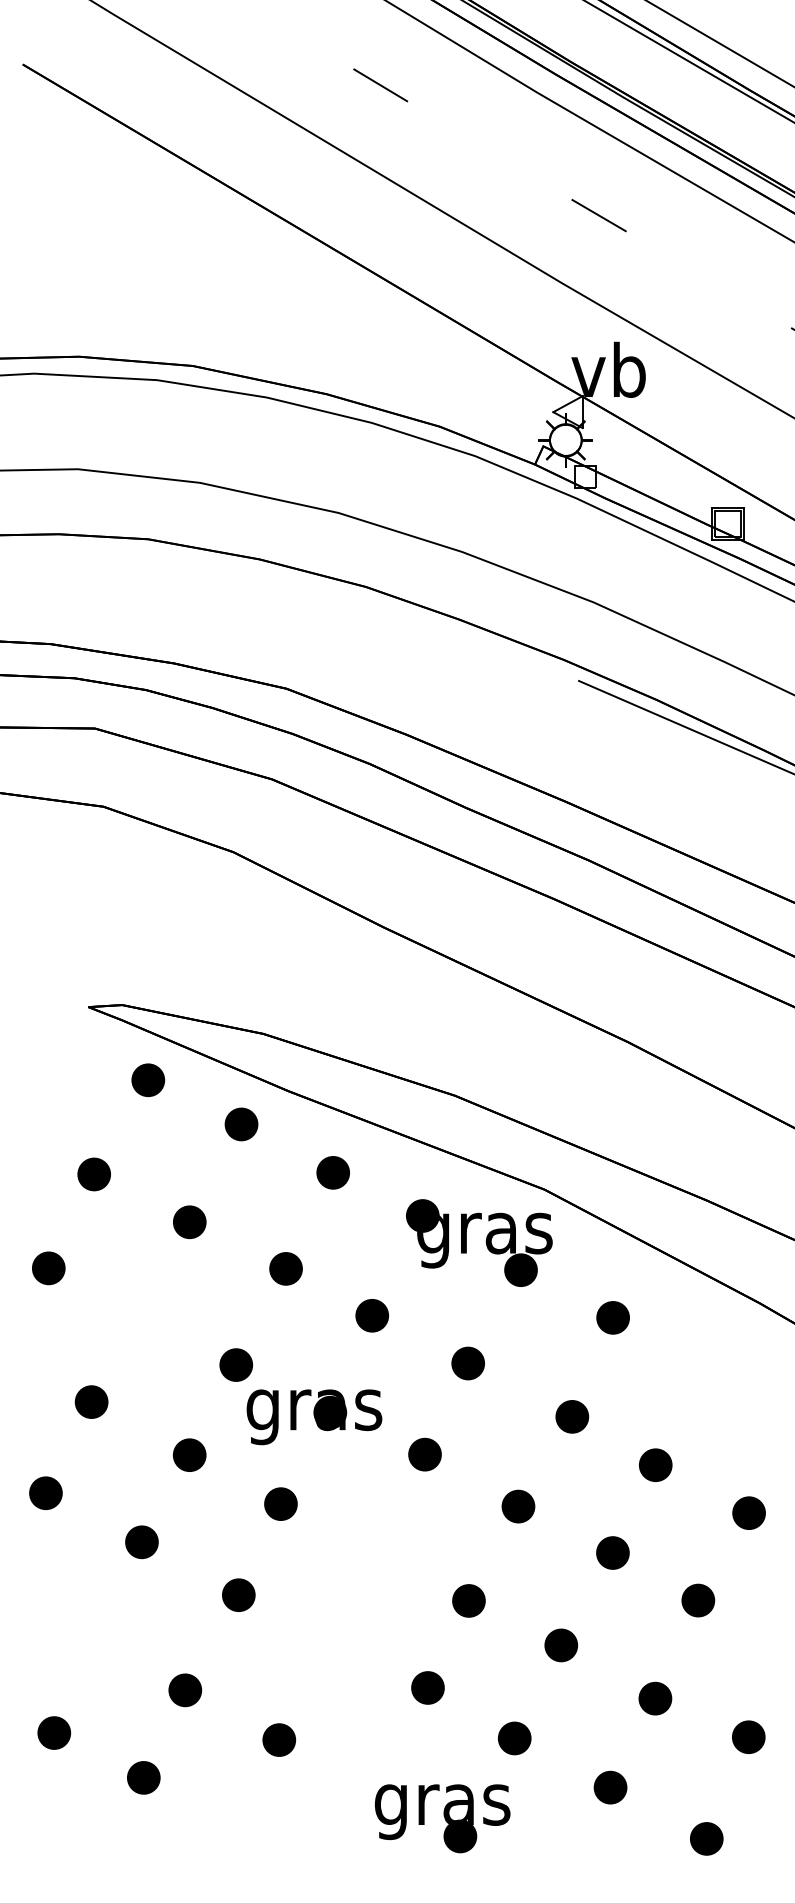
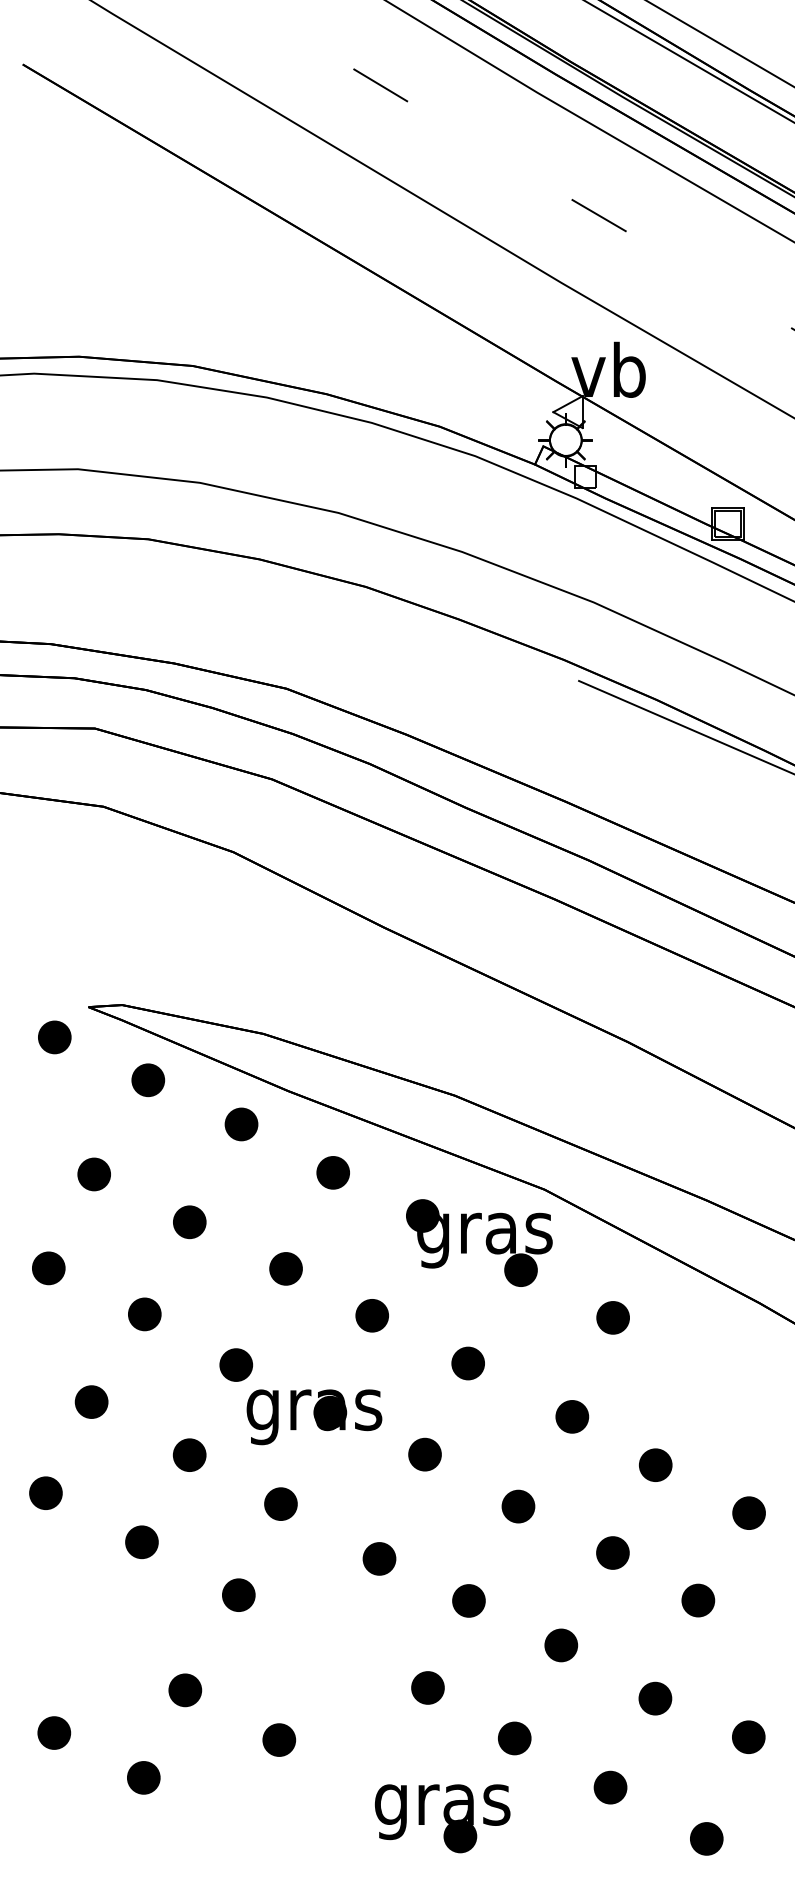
part: none -> present (54, 1037)
part: none -> present (144, 1314)
part: none -> present (379, 1558)
